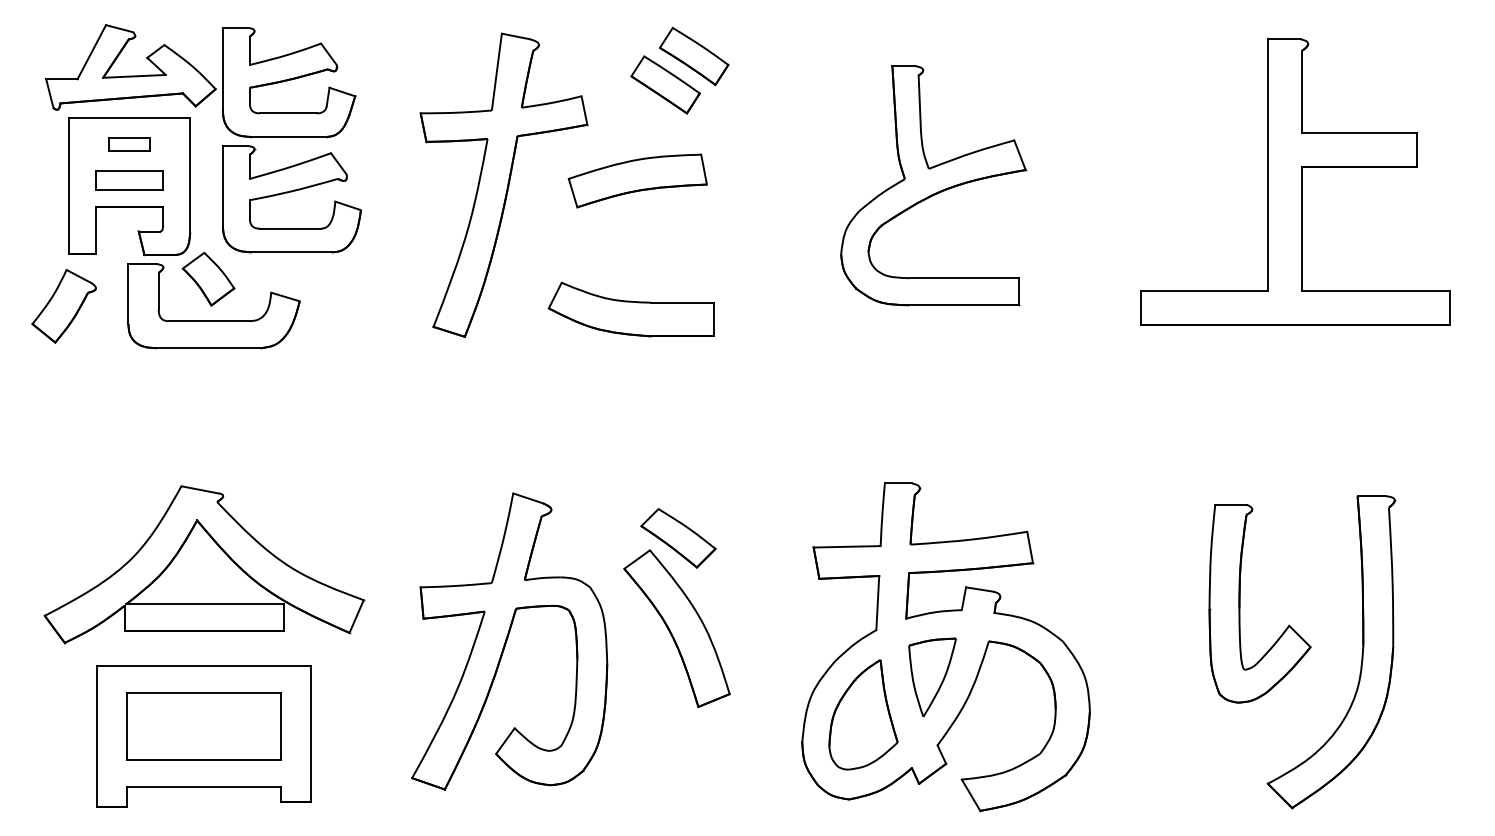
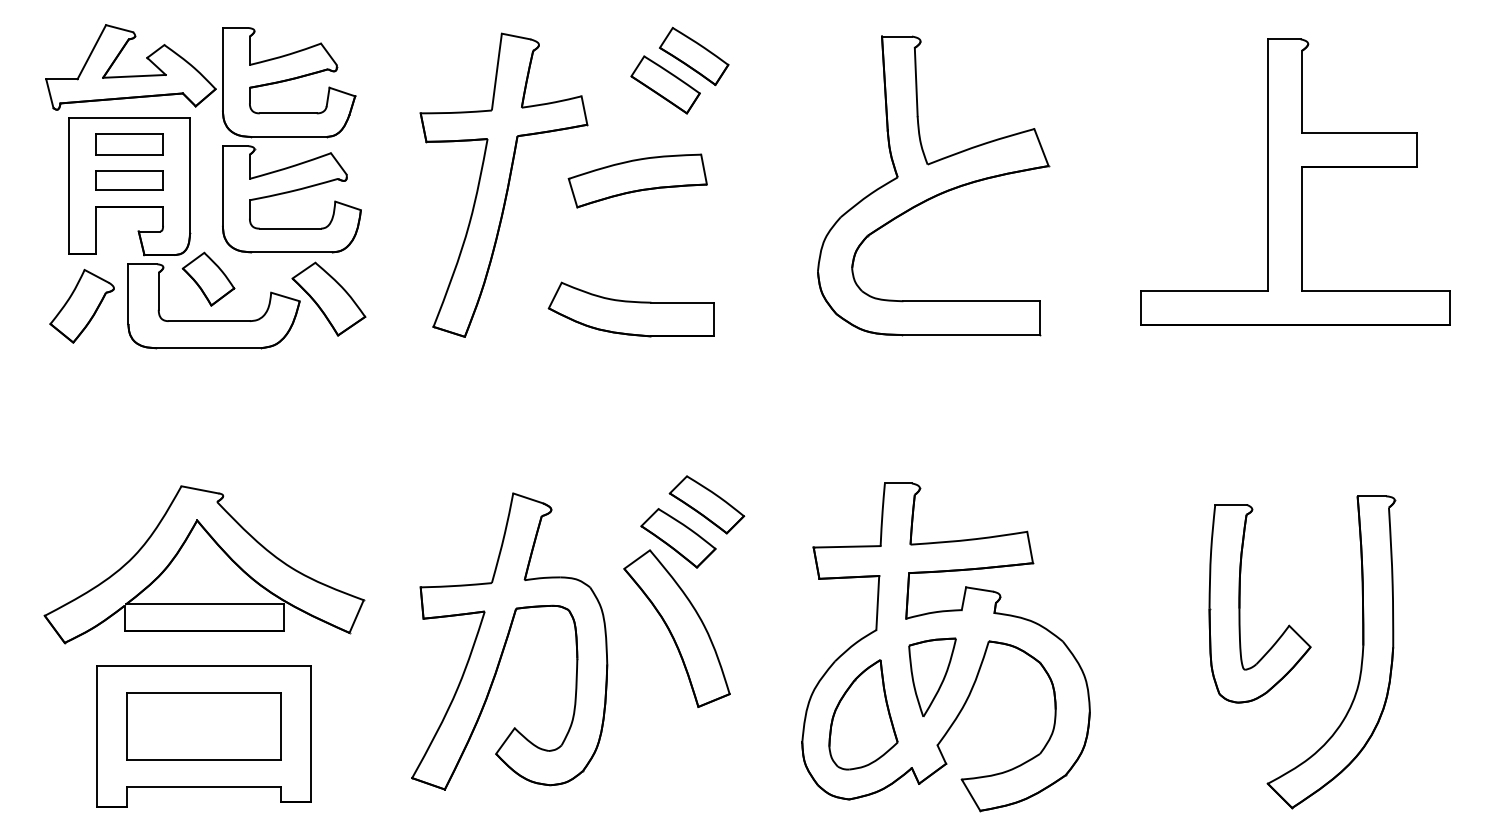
part size: 43x15 px -> 69x23 px (129, 144)
part size: 188x242 px -> 234x302 px (933, 185)
part: none -> present (328, 298)
part position: (63, 305) -> (81, 305) (81, 305)
part: none -> present (706, 504)
